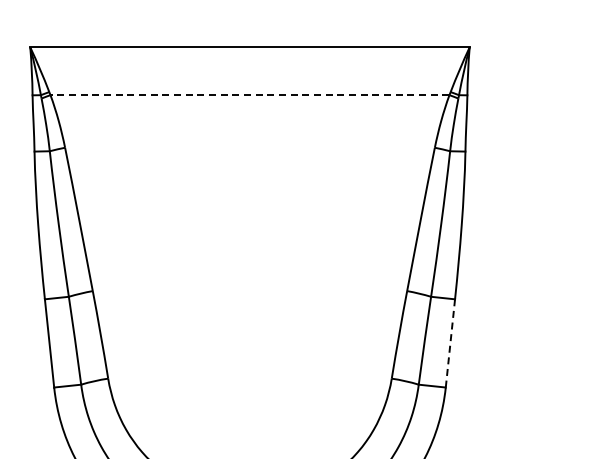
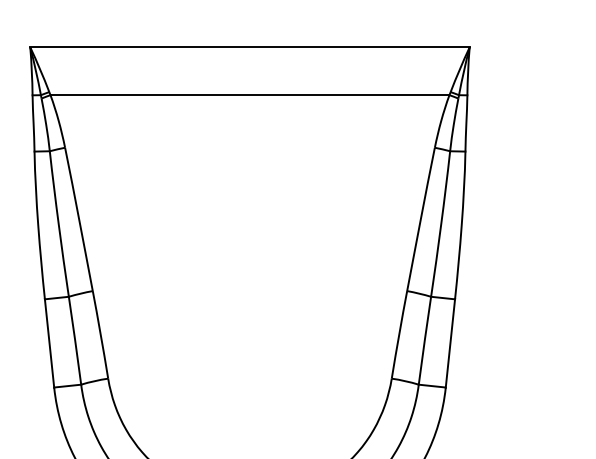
line: dashed -> solid (249, 95)
line: dashed -> solid (450, 343)
